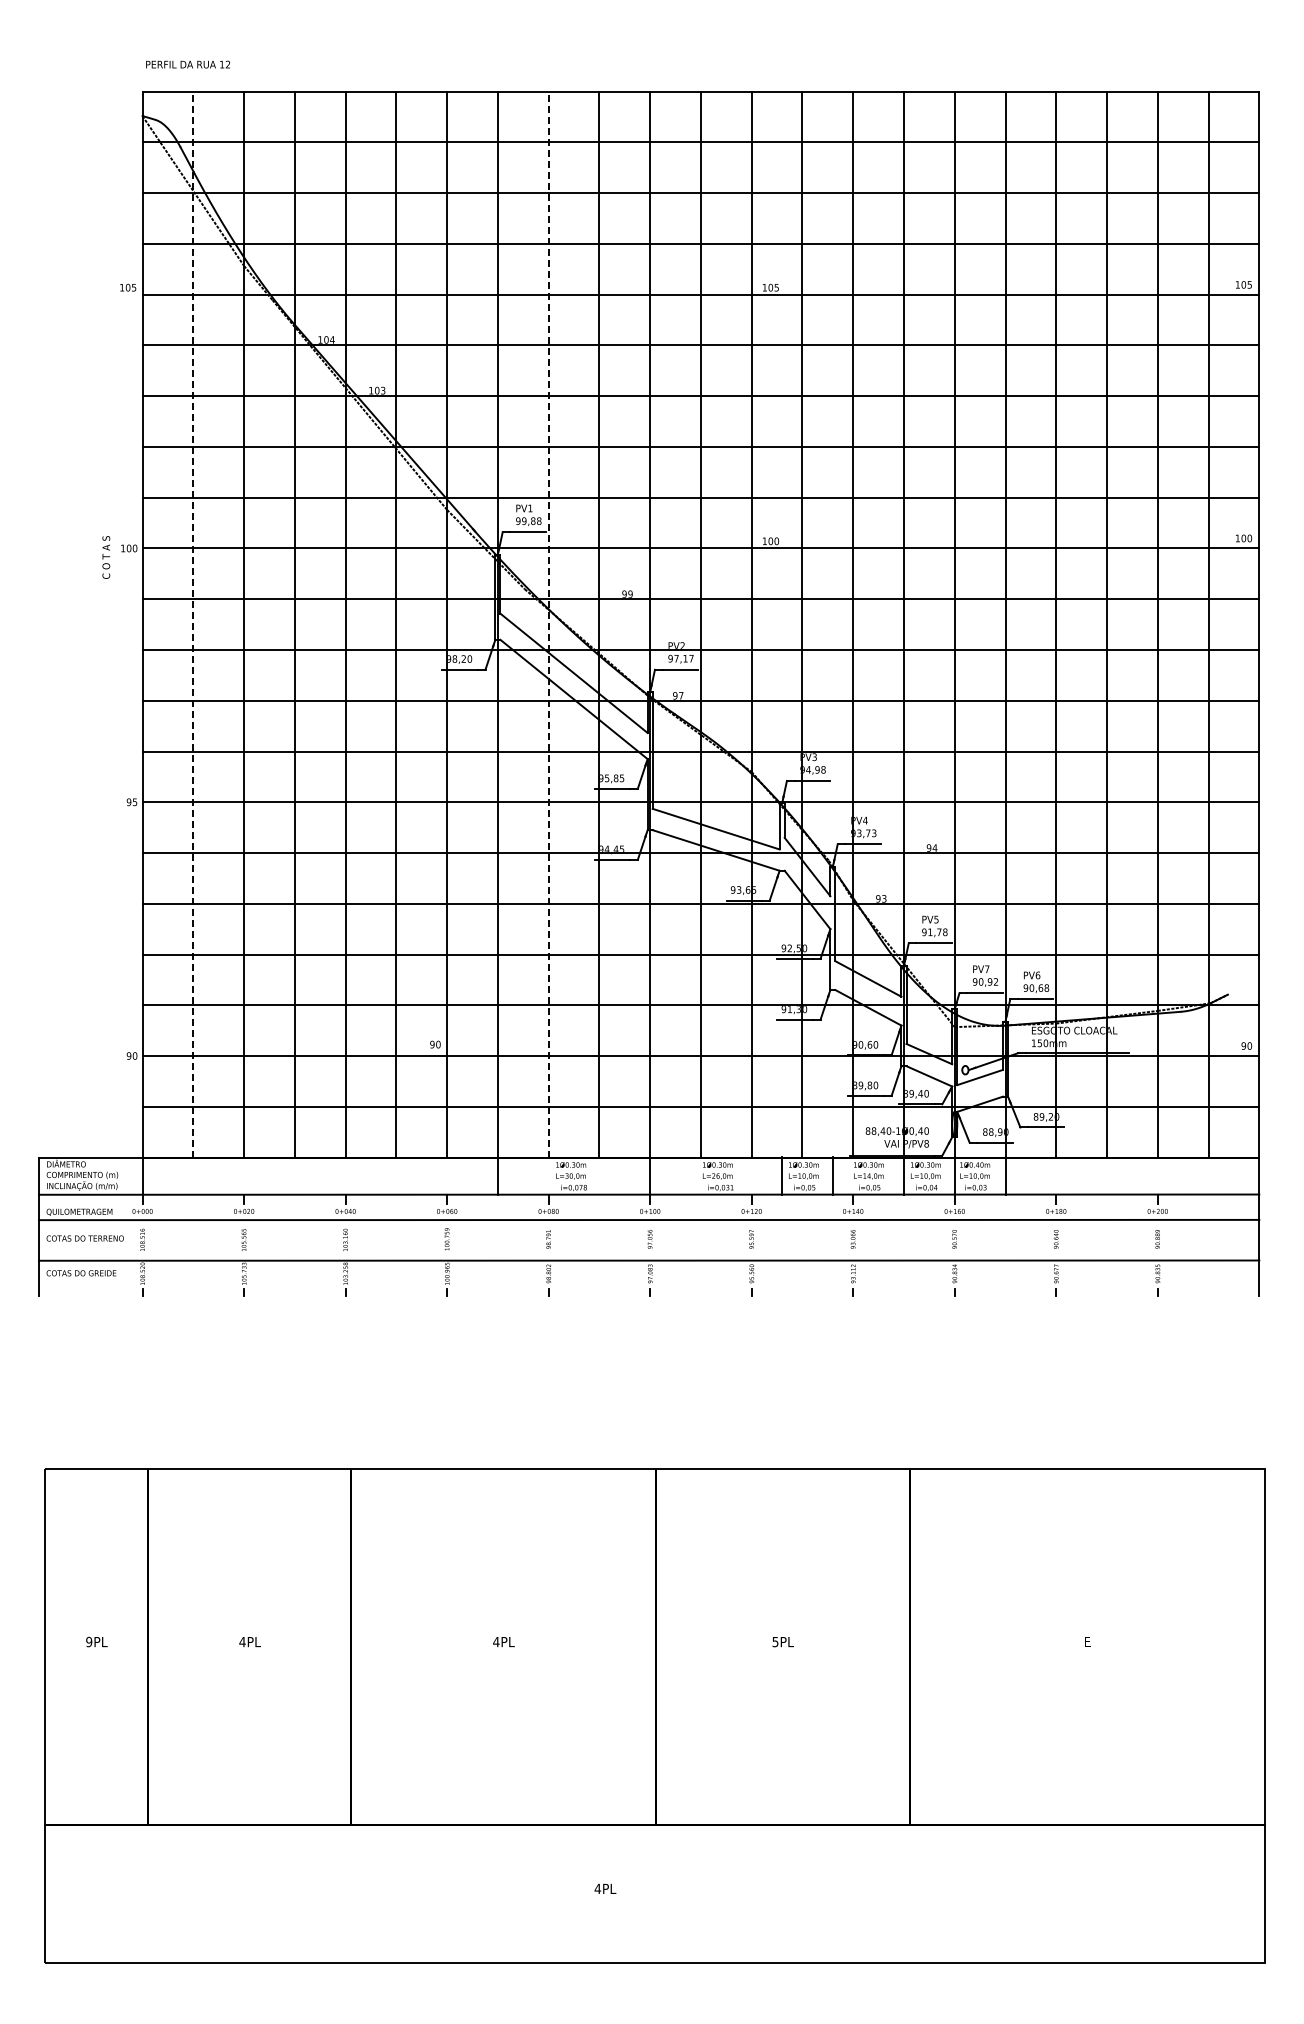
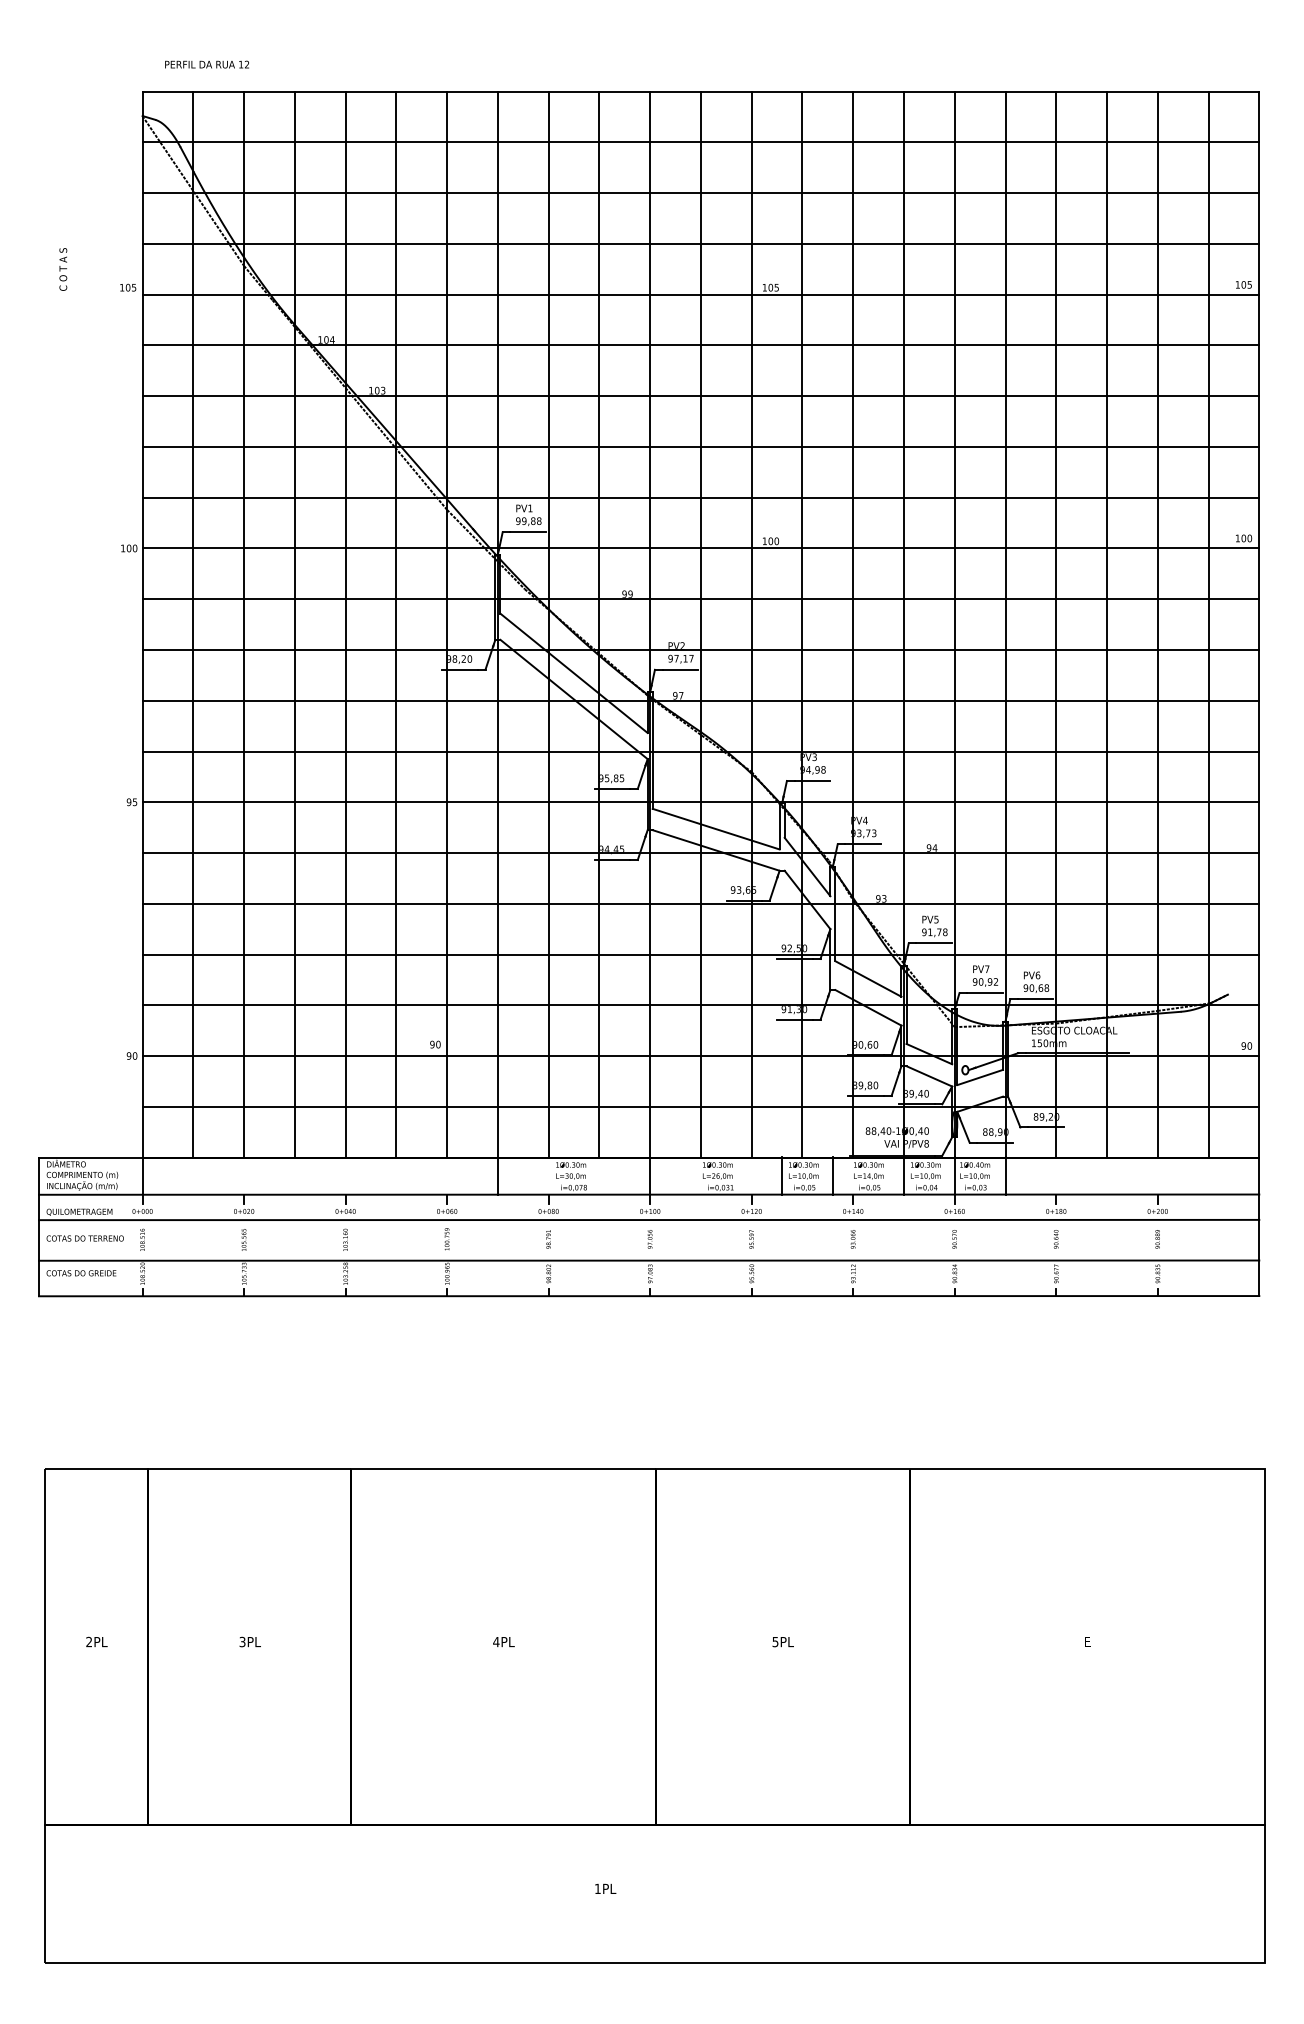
text position: (187, 64) -> (206, 64) (206, 64)
text position: (106, 557) -> (63, 269) (63, 269)
line: dashed -> solid (193, 624)
line: dashed -> solid (548, 624)
line: none -> present (648, 1296)
text: 4PL -> 3PL (242, 1641)
text: 9PL -> 2PL (89, 1642)
text: 4PL -> 1PL (597, 1888)
